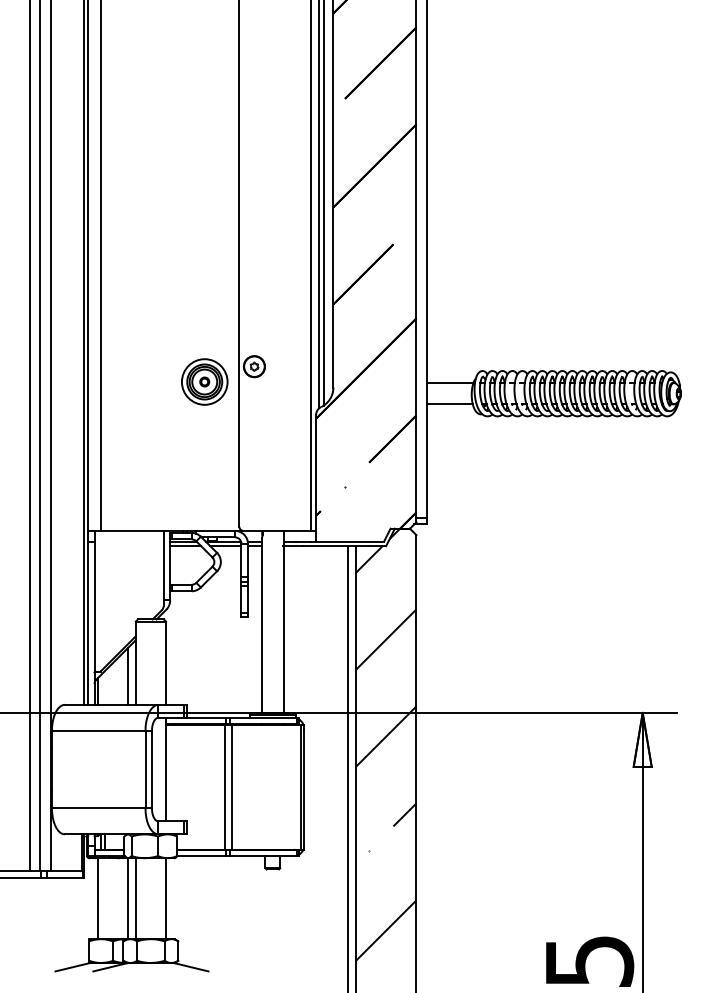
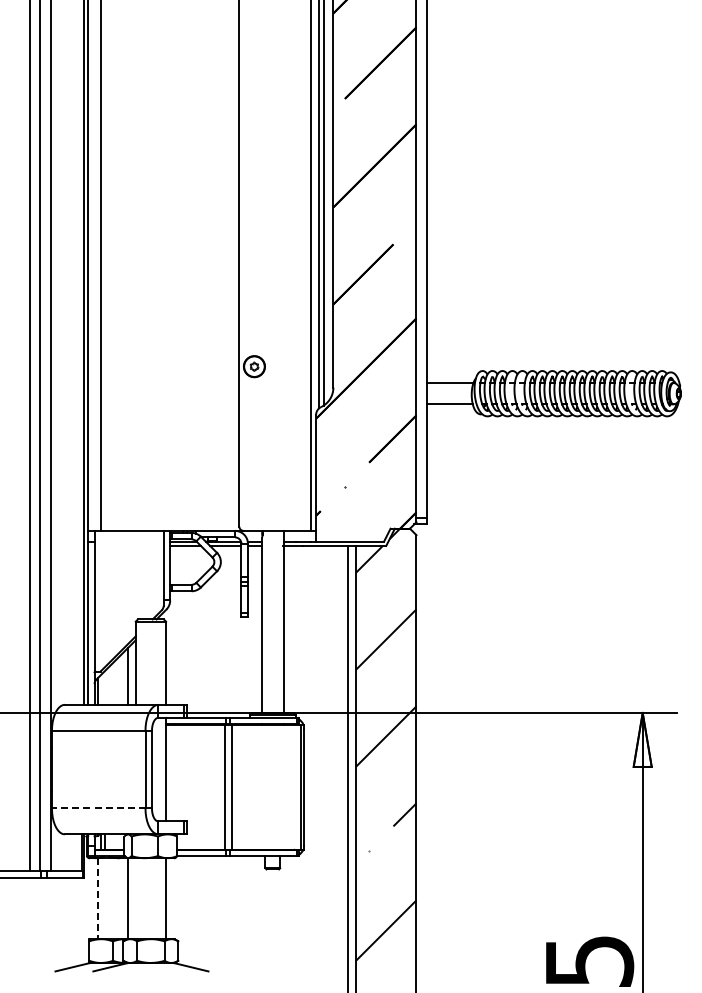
part: present -> none (204, 381)
line: solid -> dashed (98, 808)
line: solid -> dashed (97, 898)
line: present -> none (135, 898)
